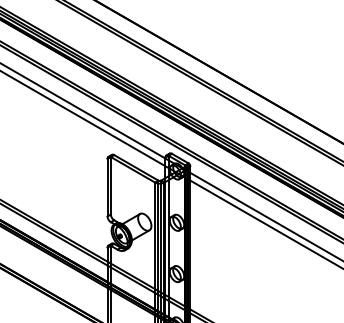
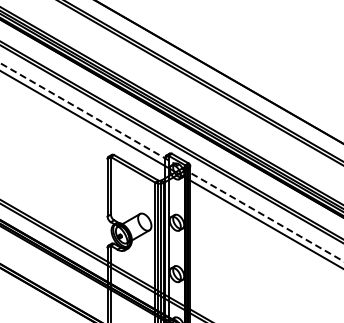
line: solid -> dashed (172, 162)
